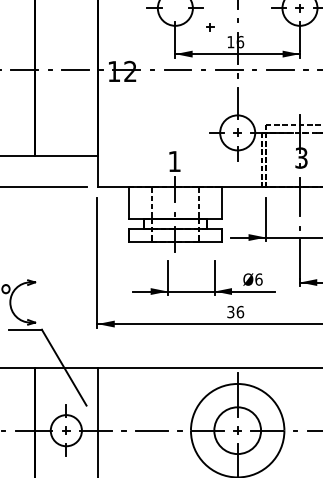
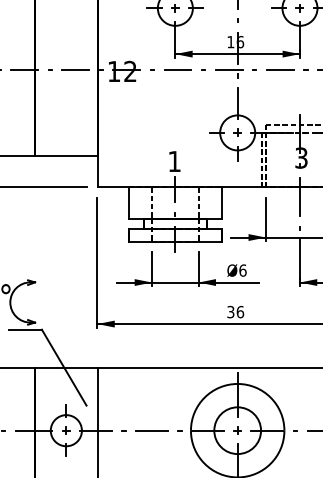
part position: (210, 27) -> (175, 8) (175, 8)
part position: (214, 277) -> (198, 268) (198, 268)
